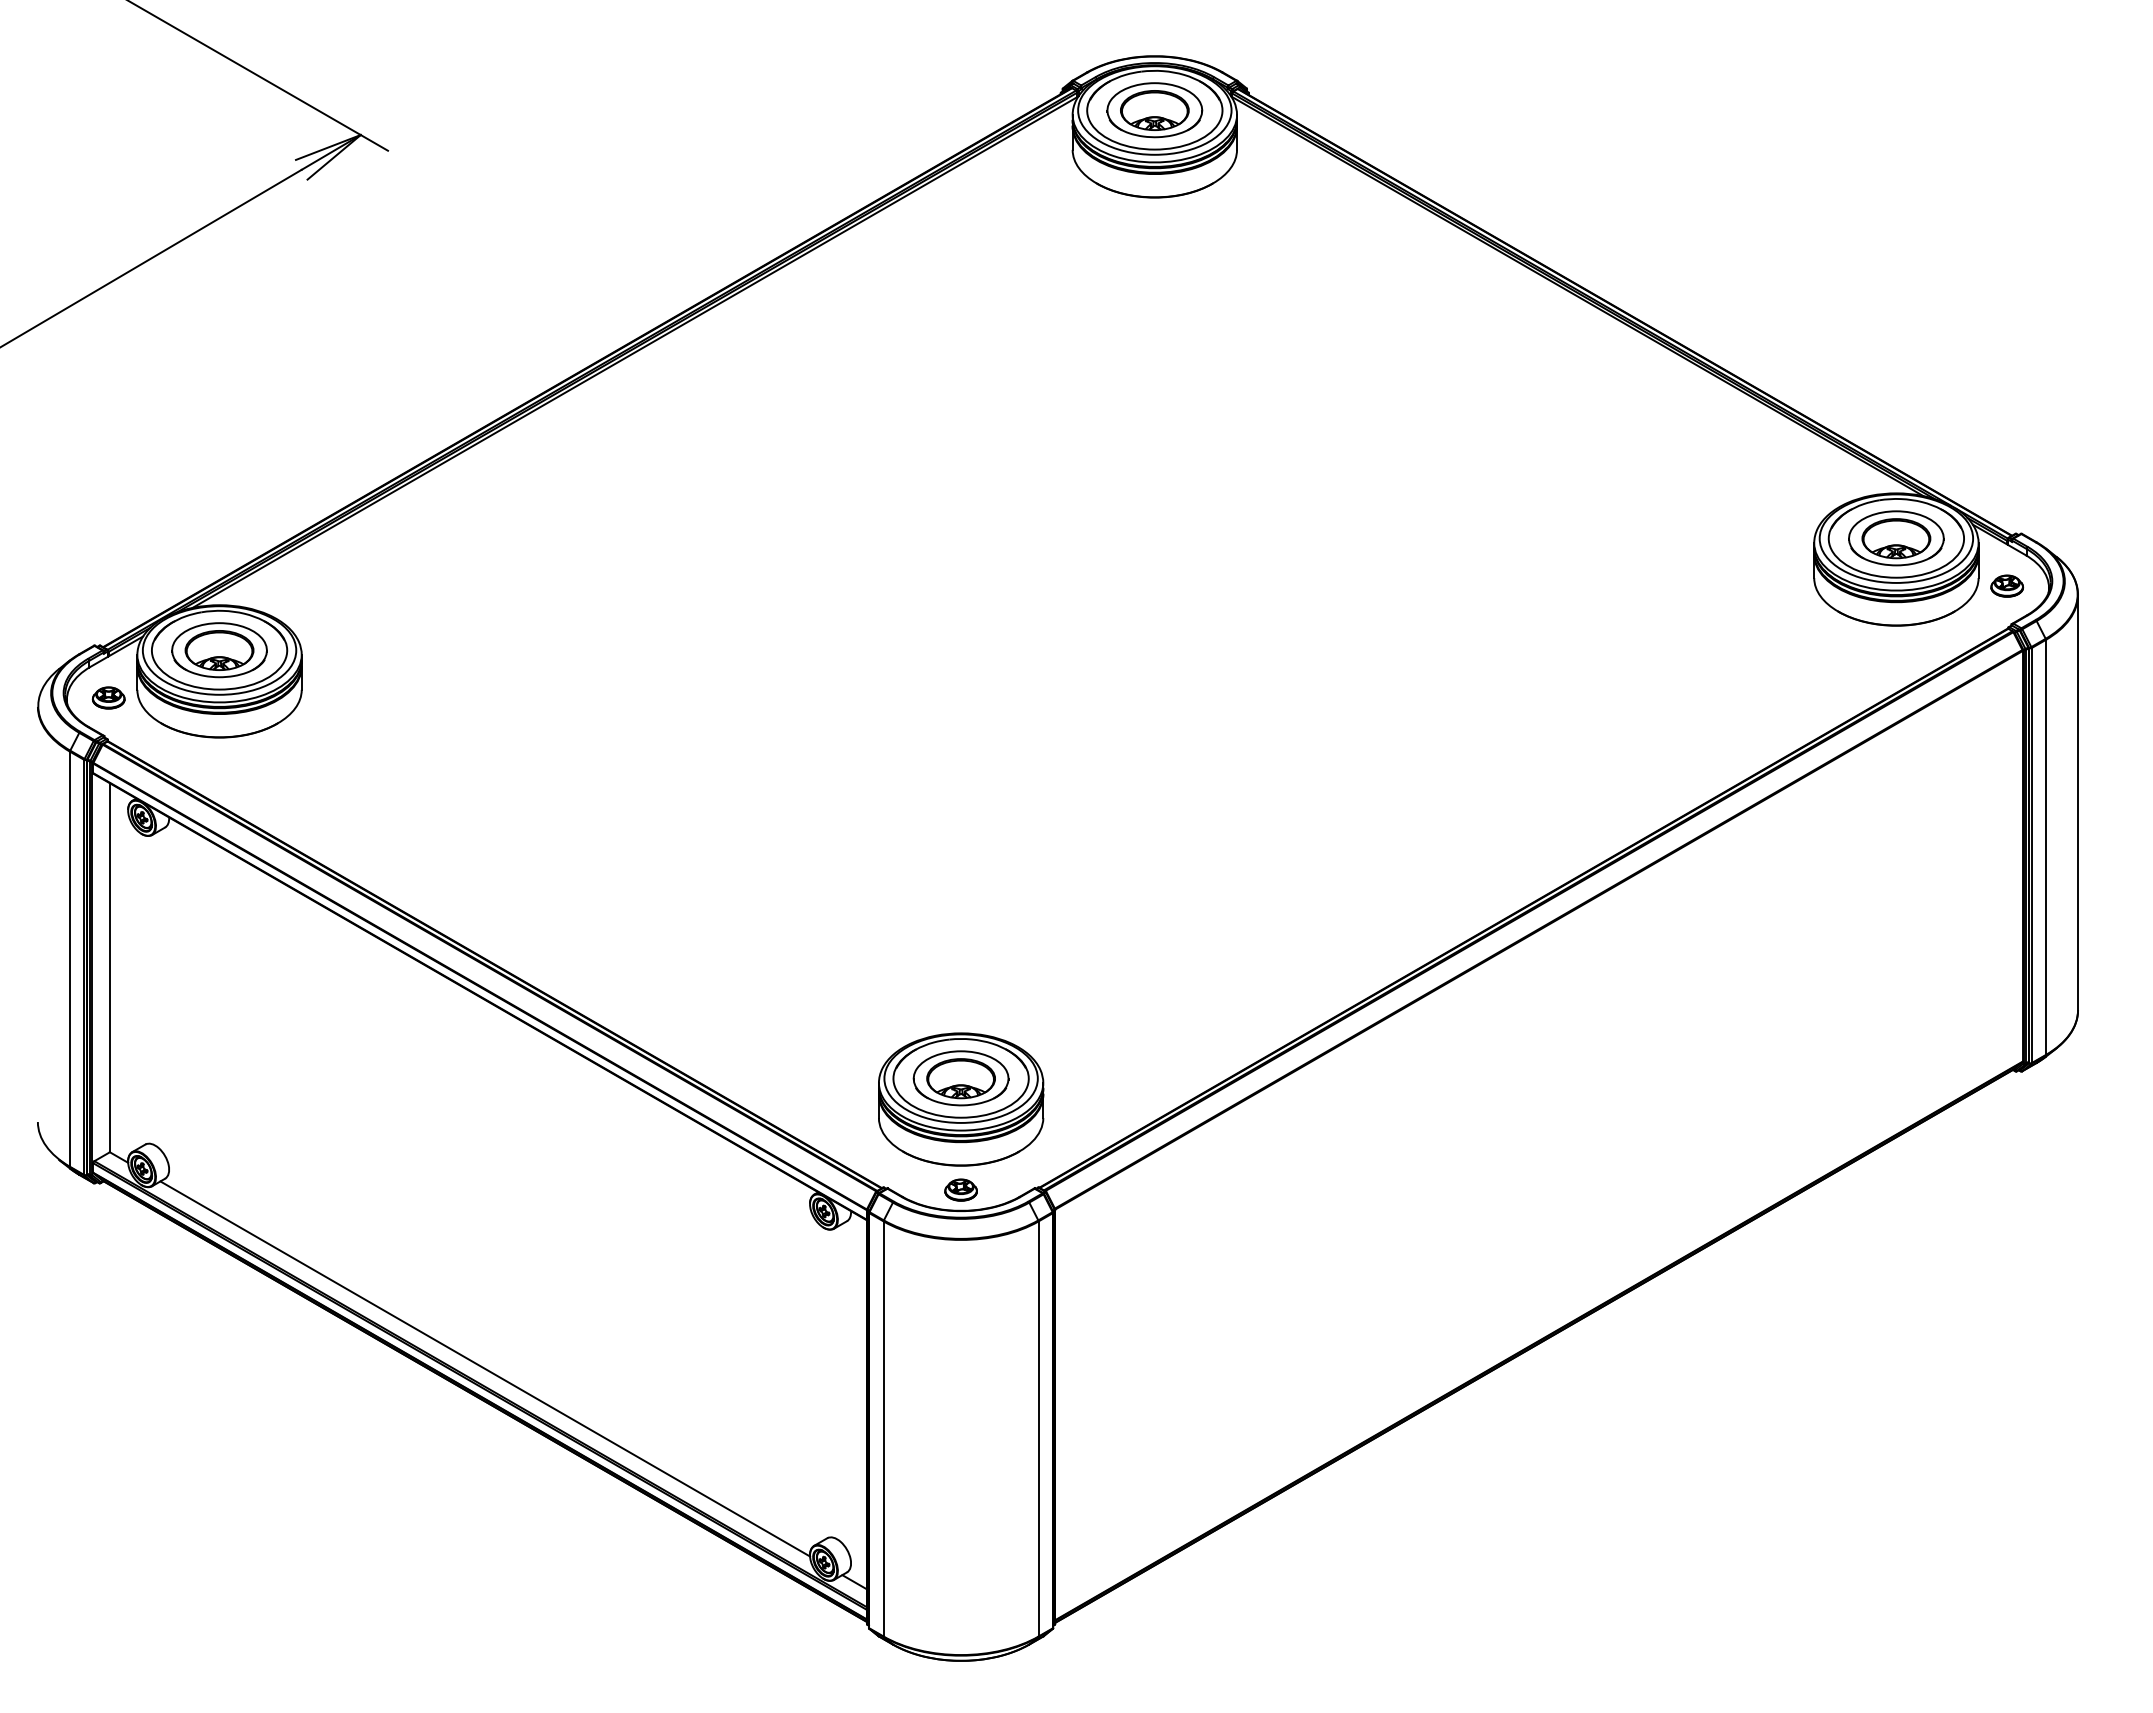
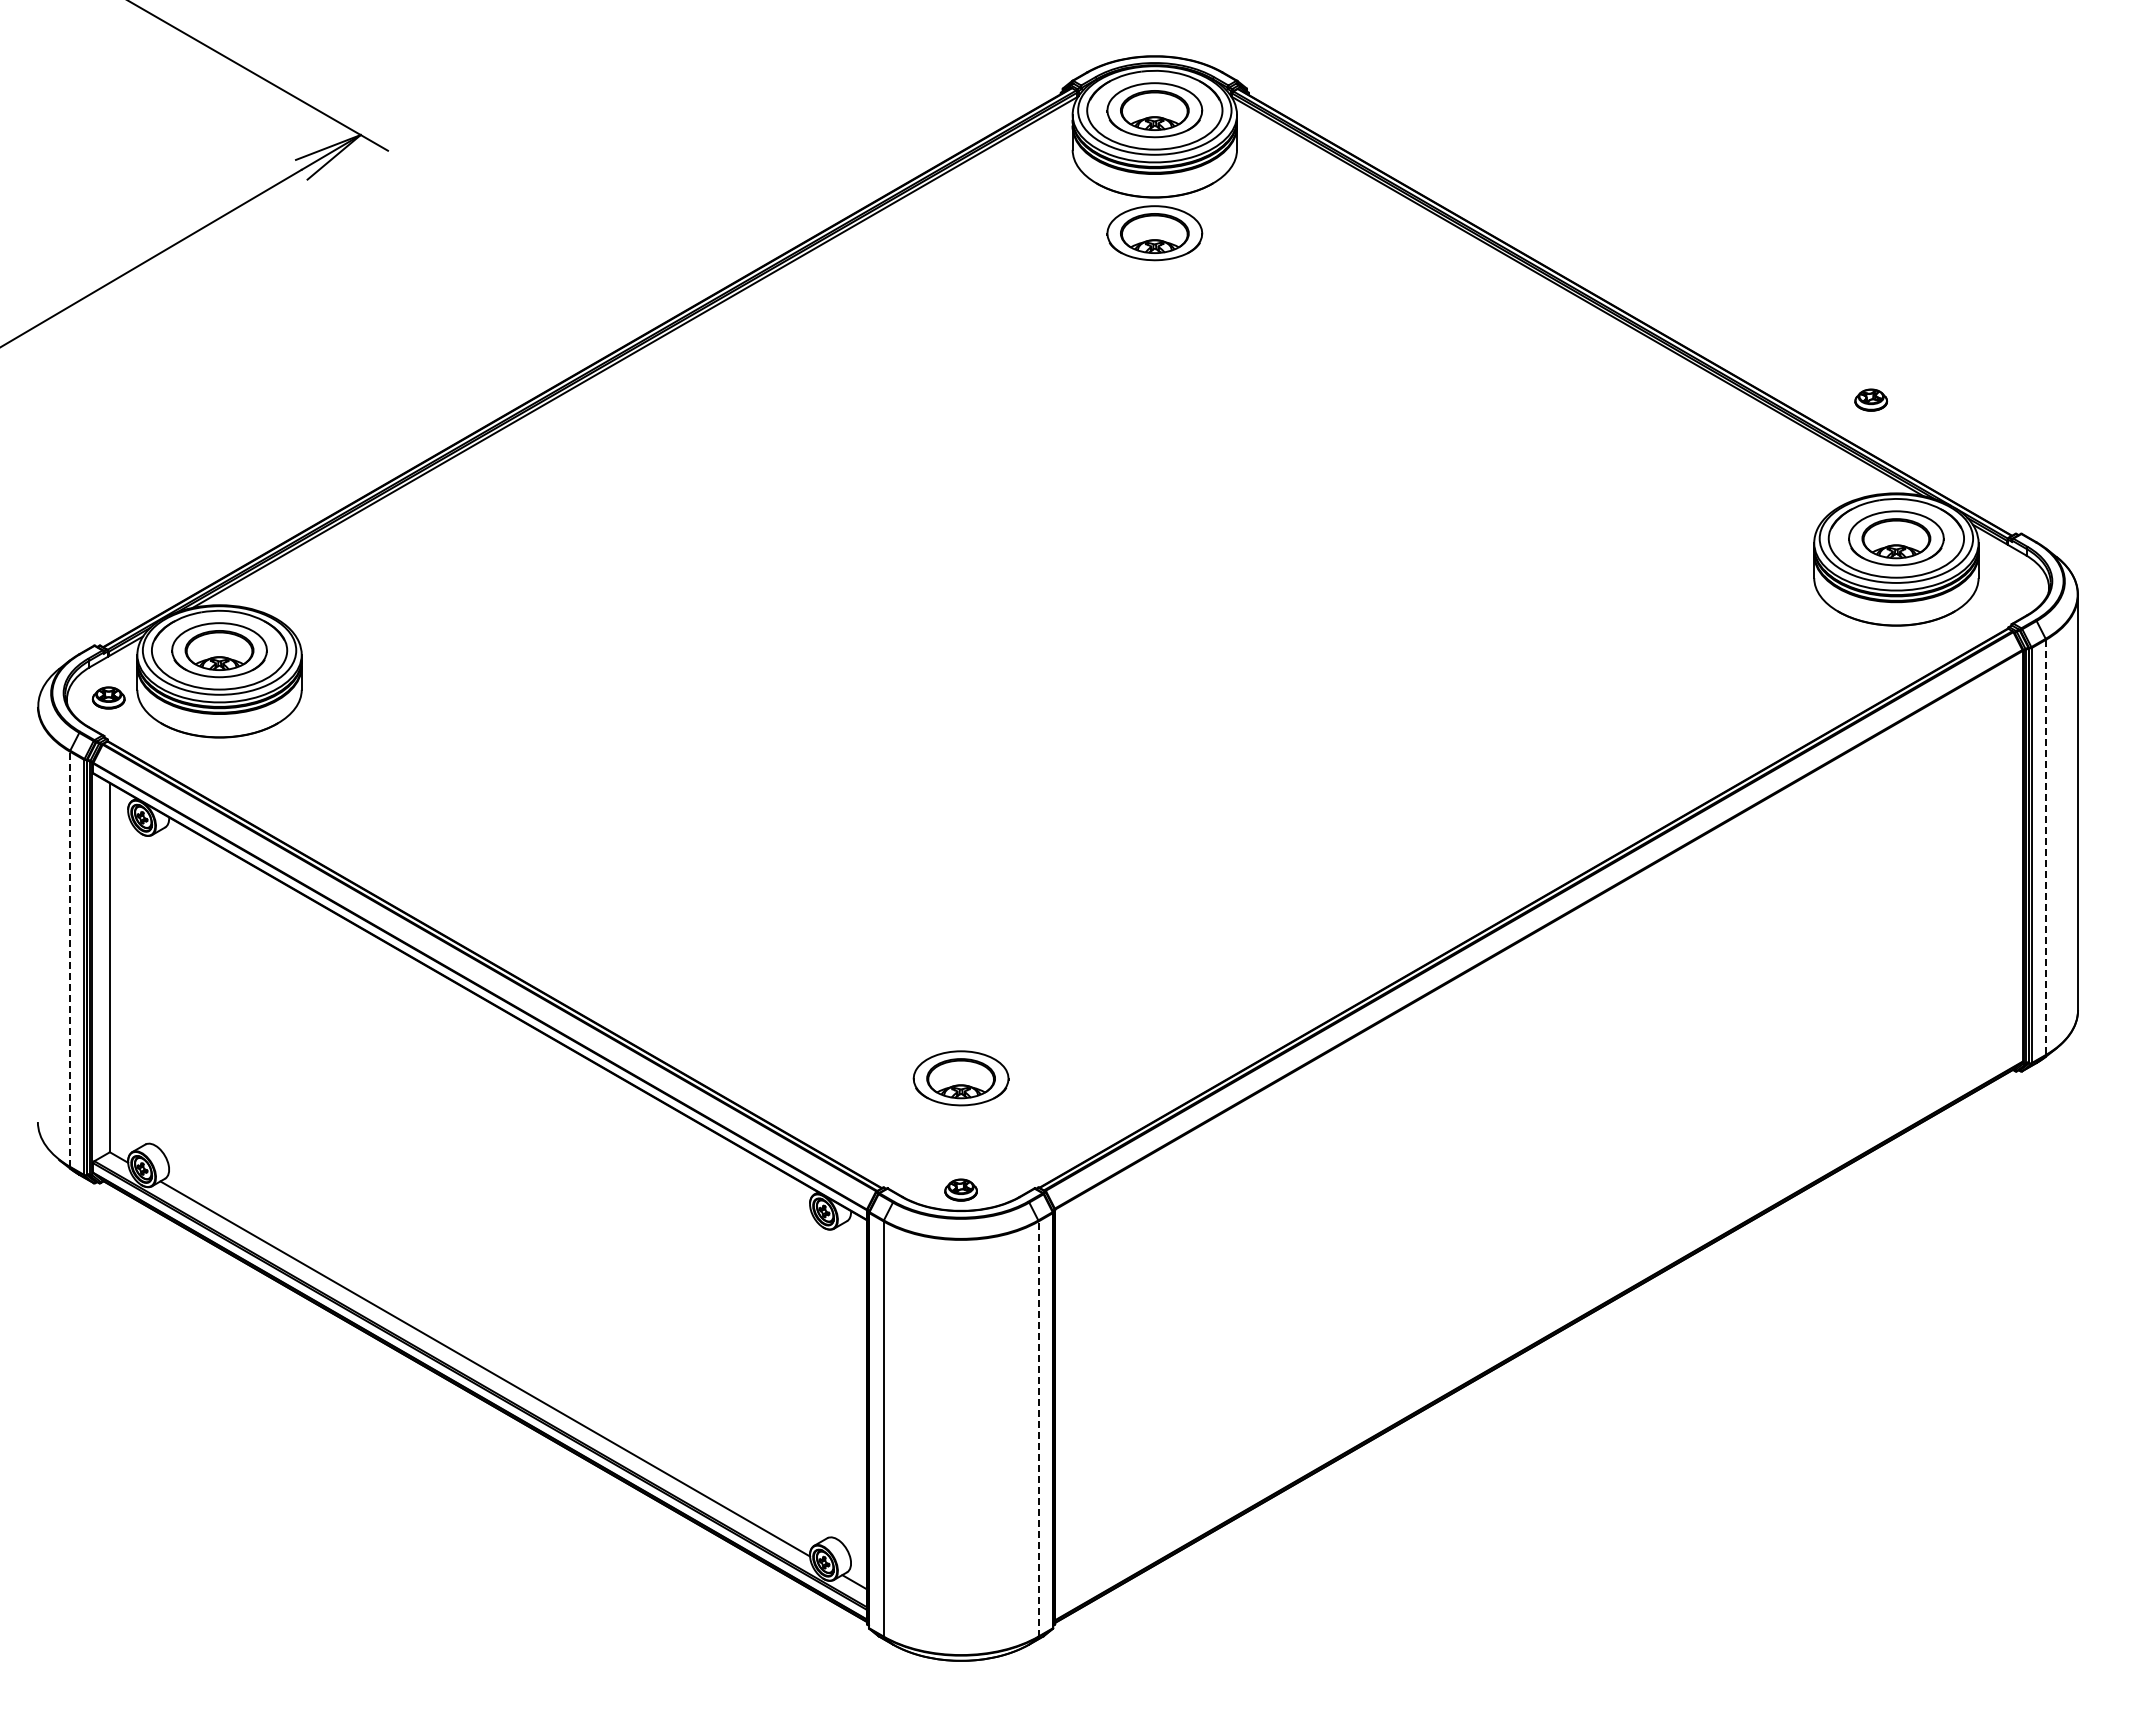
part: none -> present (1154, 233)
part position: (2007, 585) -> (1871, 399) (1871, 399)
line: solid -> dashed (2045, 847)
line: solid -> dashed (70, 959)
part: present -> none (961, 1099)
line: solid -> dashed (1038, 1428)
